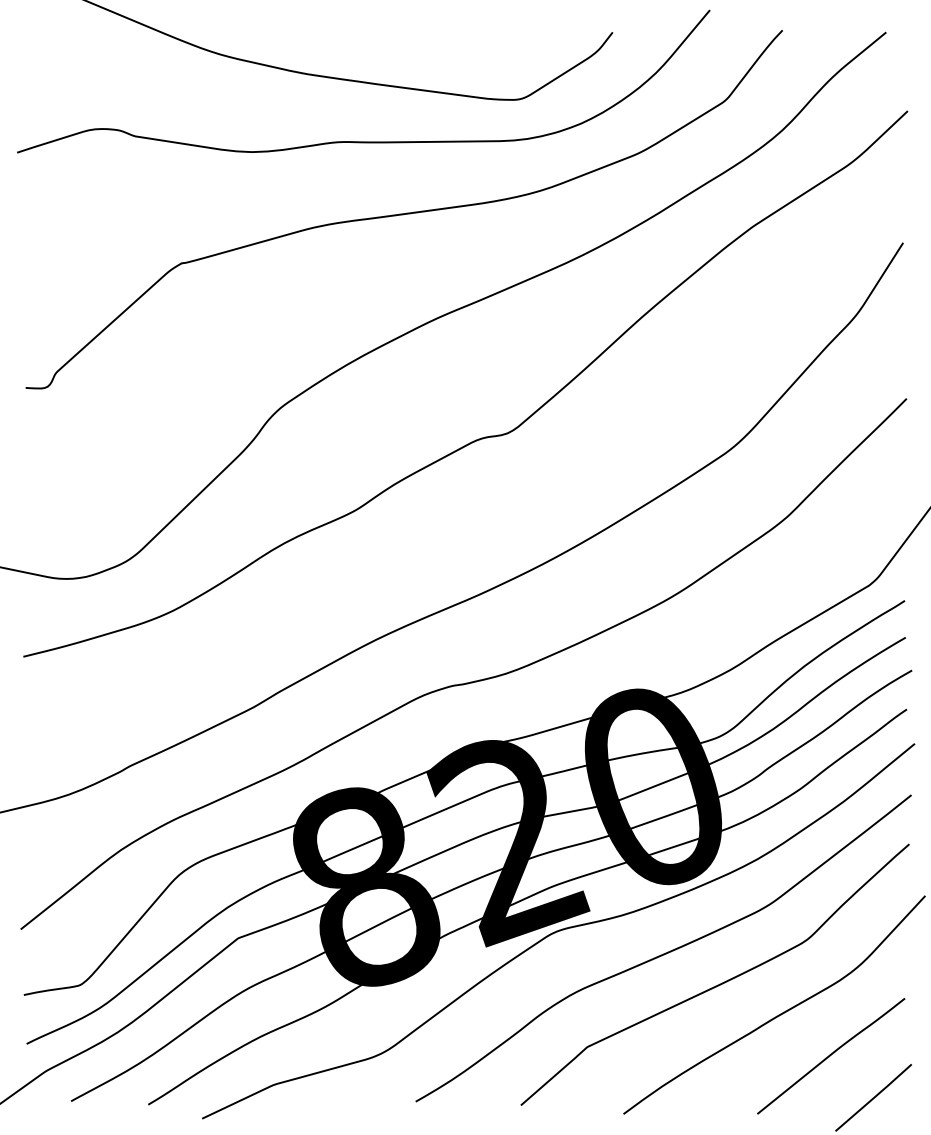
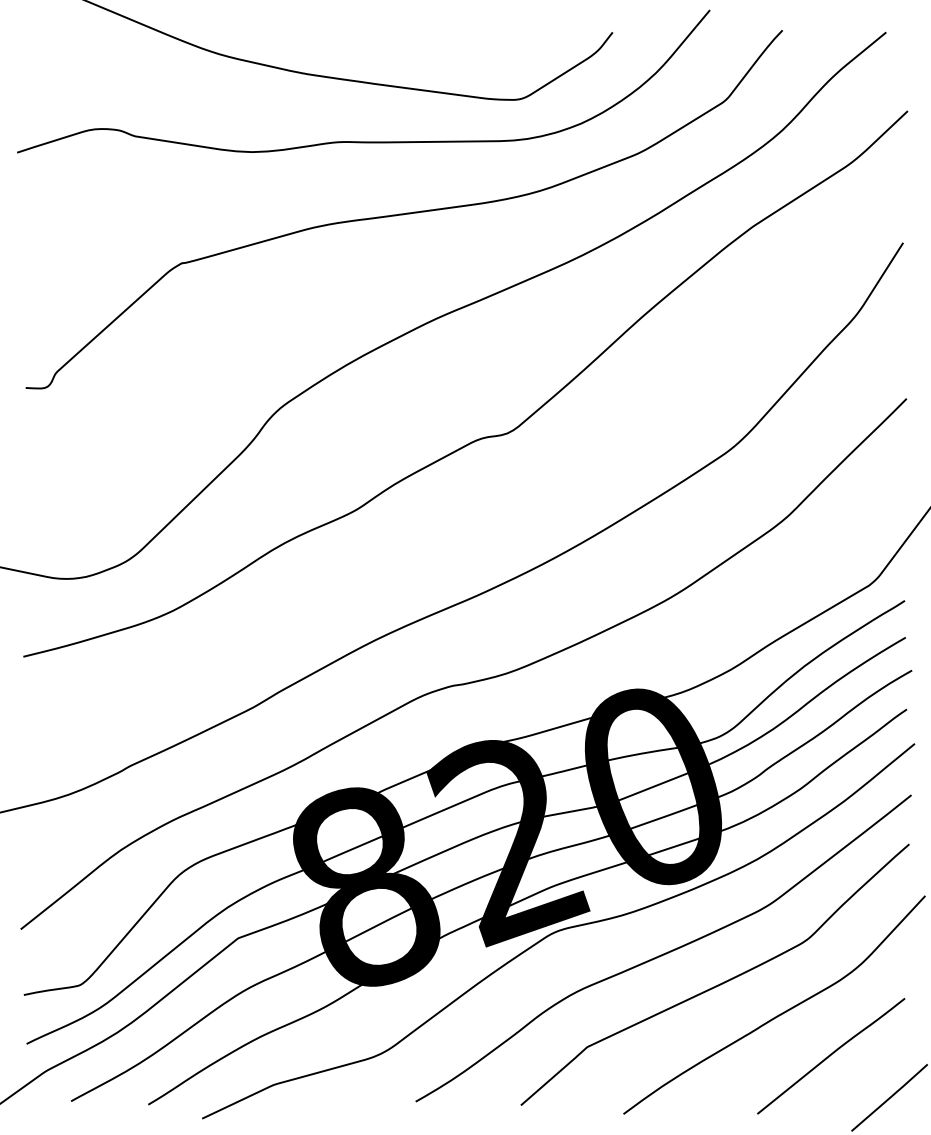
line position: (873, 1097) -> (889, 1097) (889, 1097)
